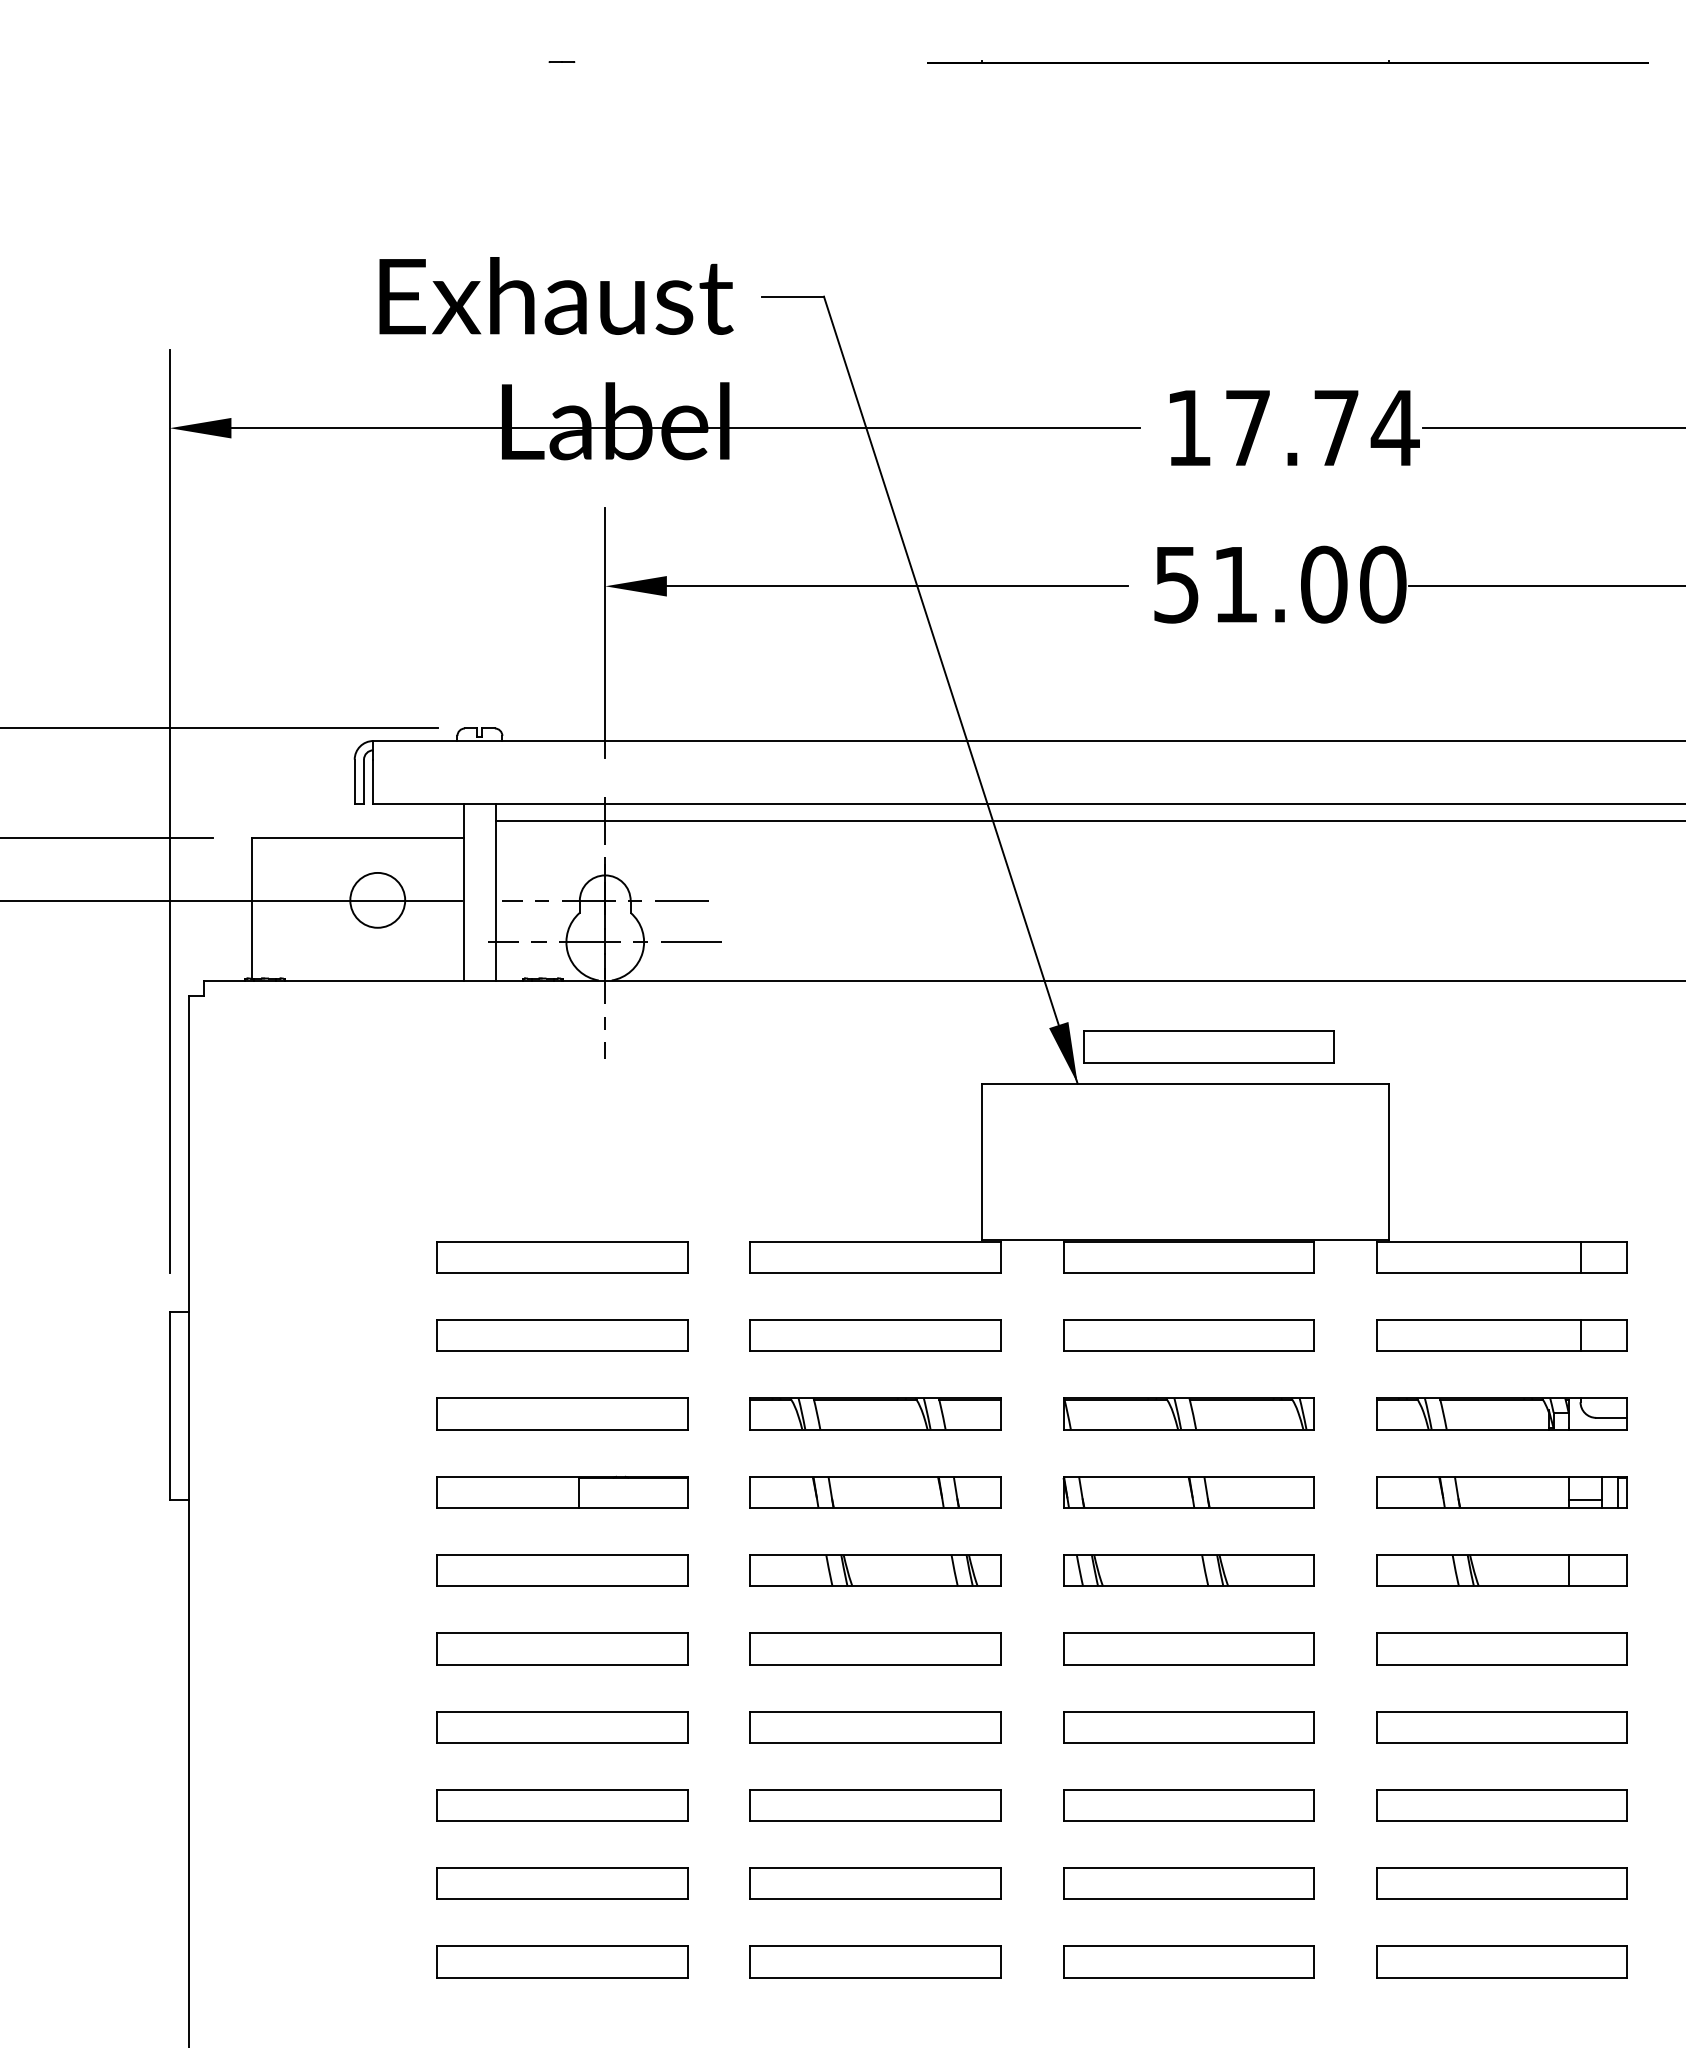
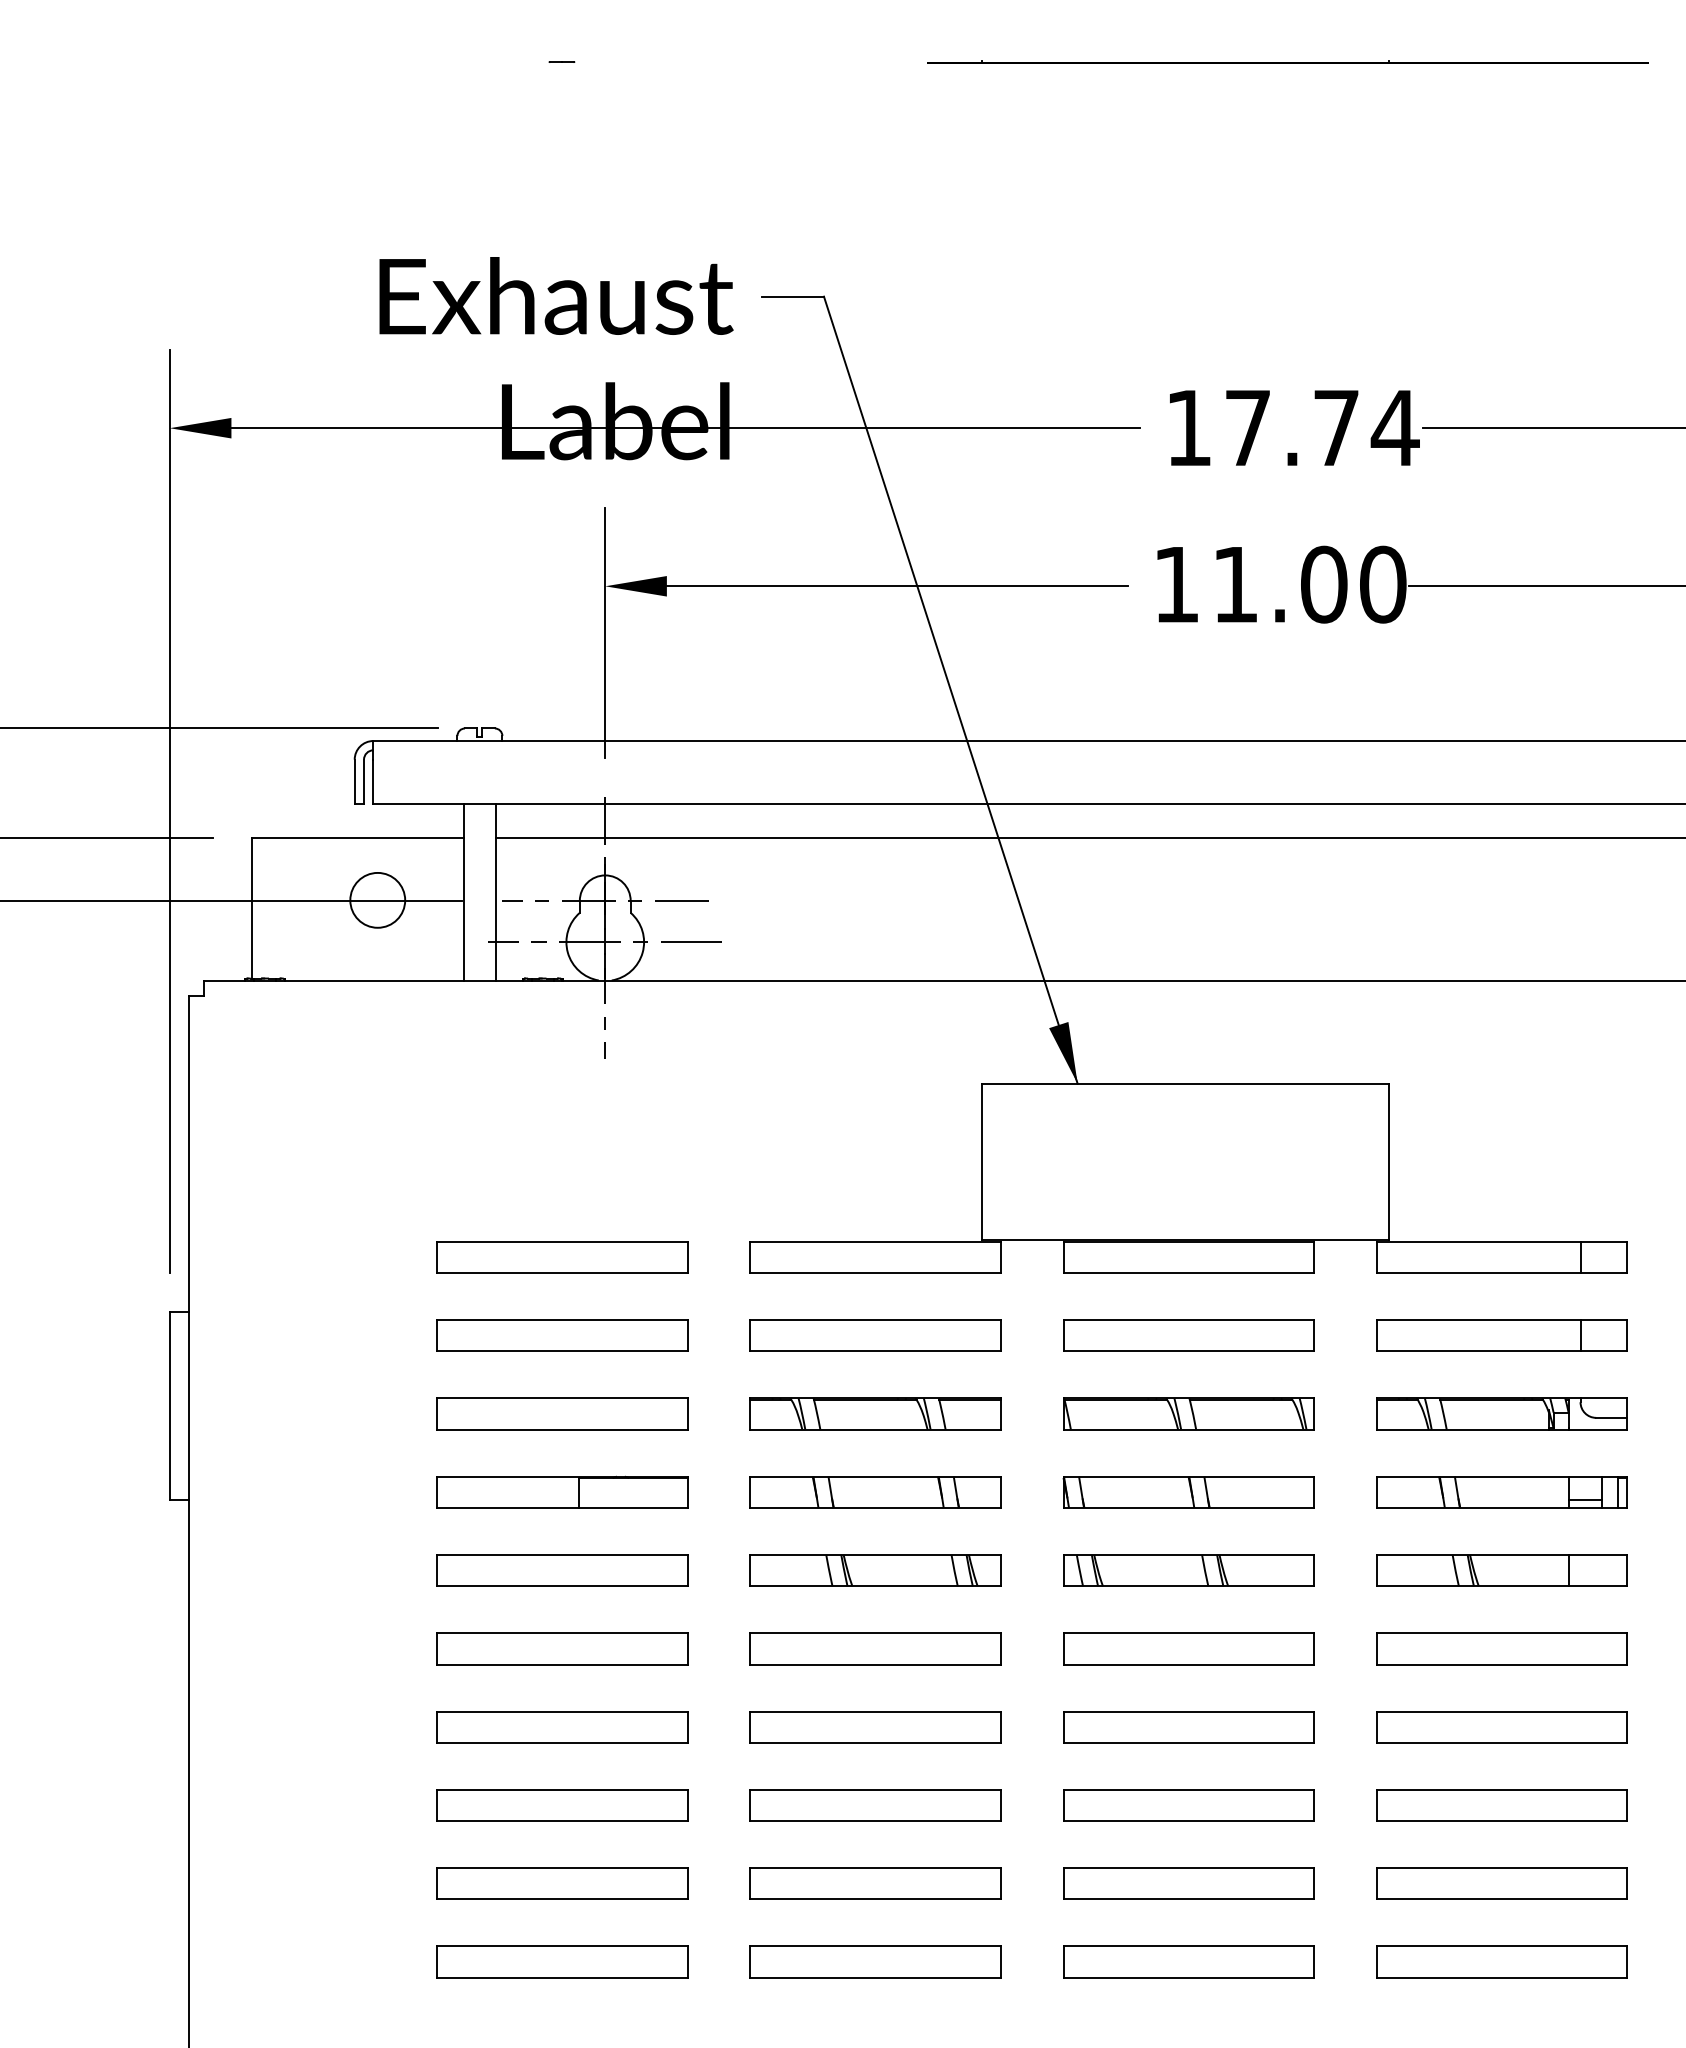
text: 51.00 -> 11.00 (1176, 585)
line position: (1088, 820) -> (1088, 837) (1088, 837)
part: present -> none (1208, 1046)
